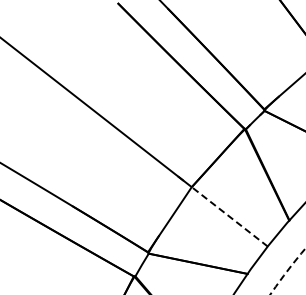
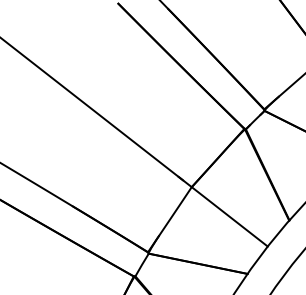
line: dashed -> solid (229, 216)
circle: dashed -> solid (287, 271)
